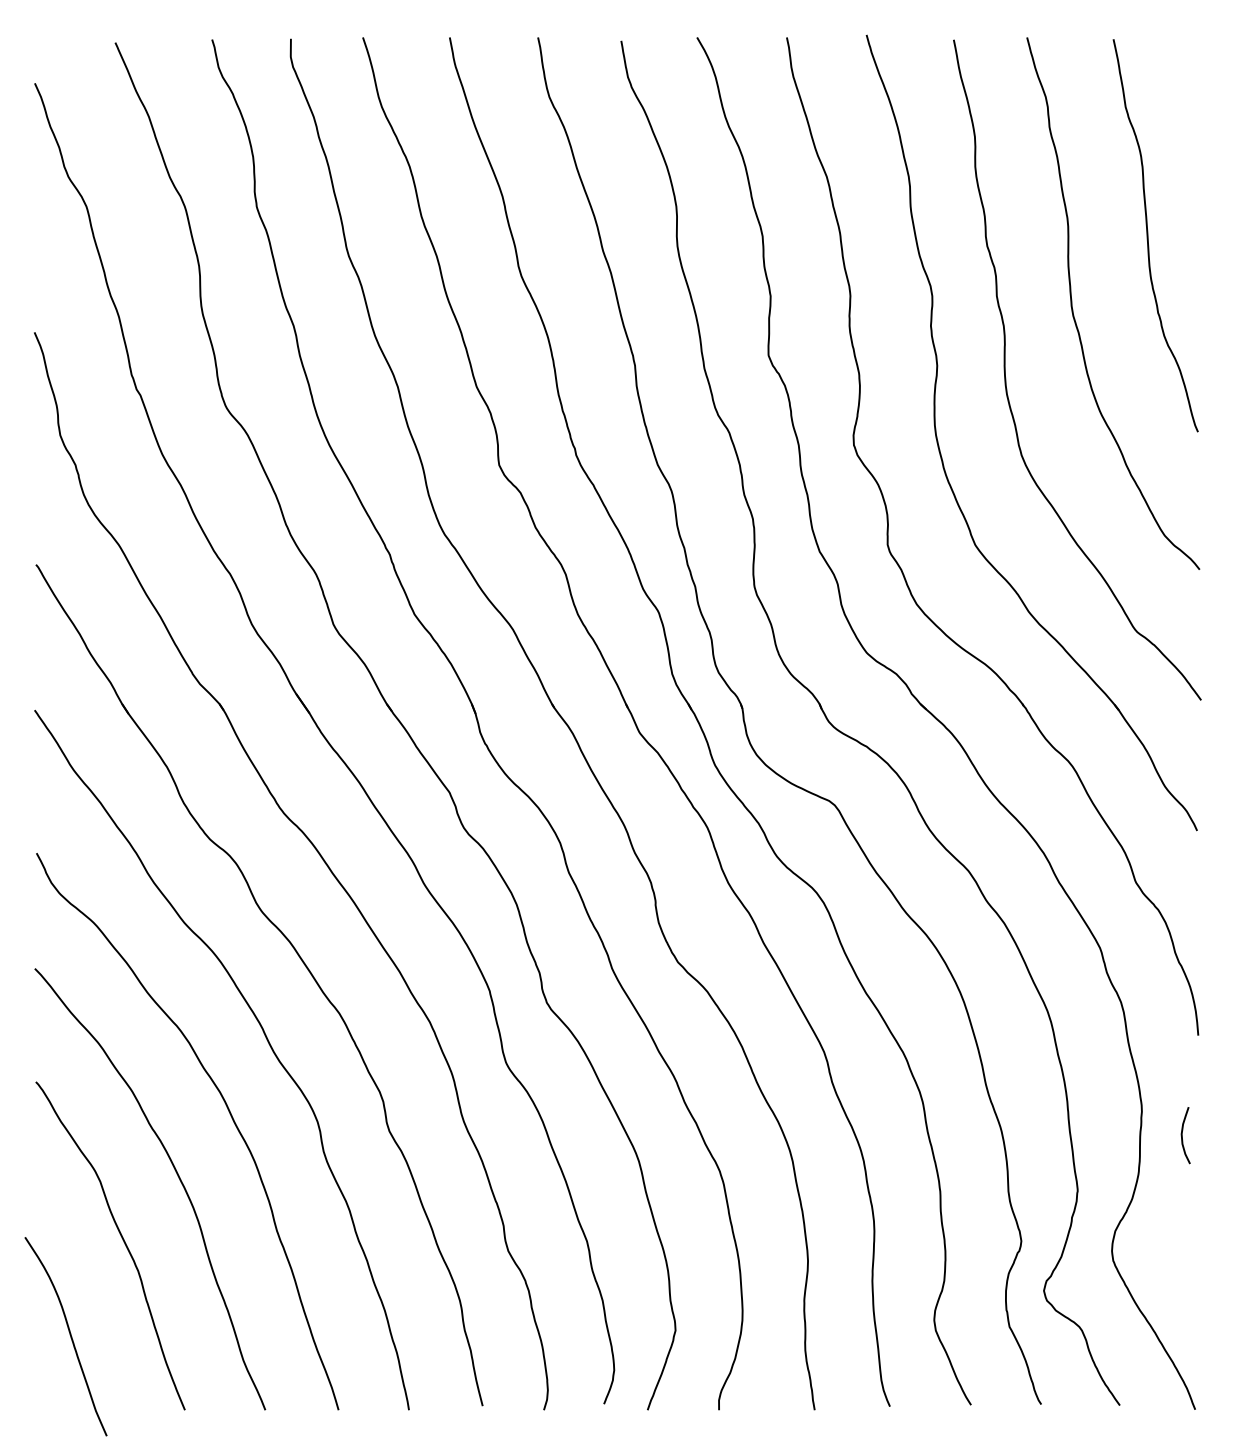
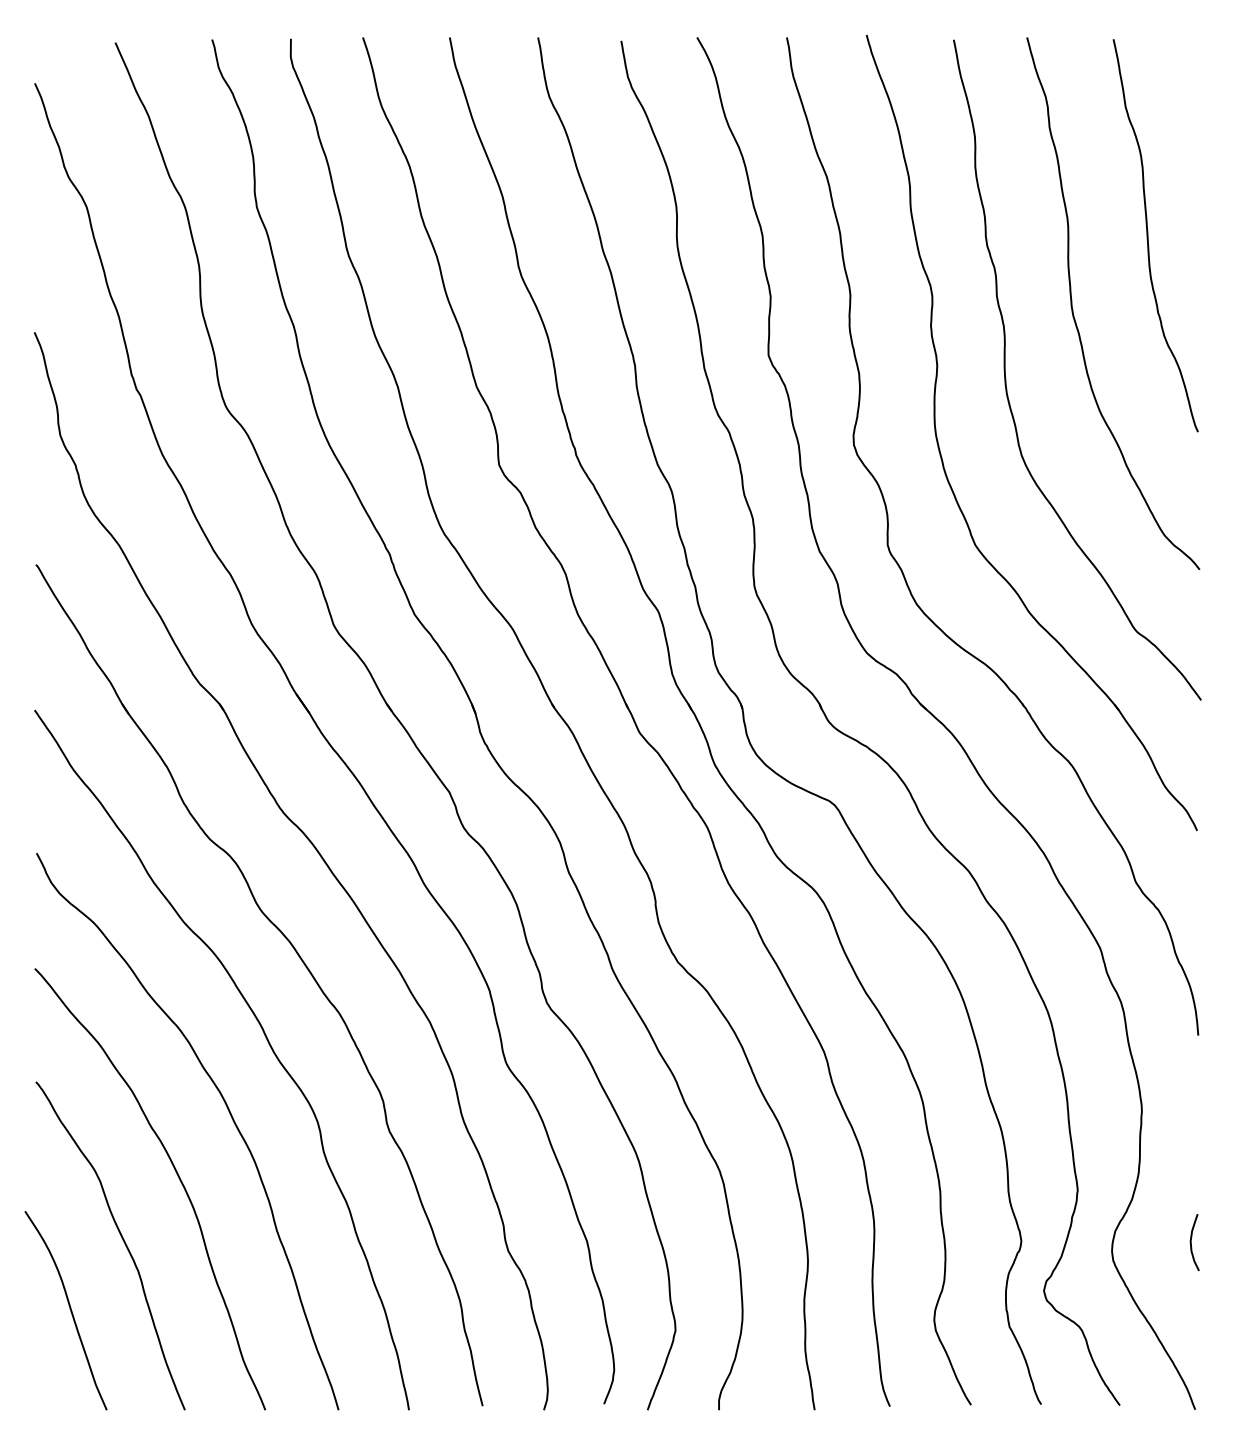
curve position: (1182, 1135) -> (1191, 1242) (1191, 1242)
curve position: (69, 1335) -> (69, 1309) (69, 1309)
